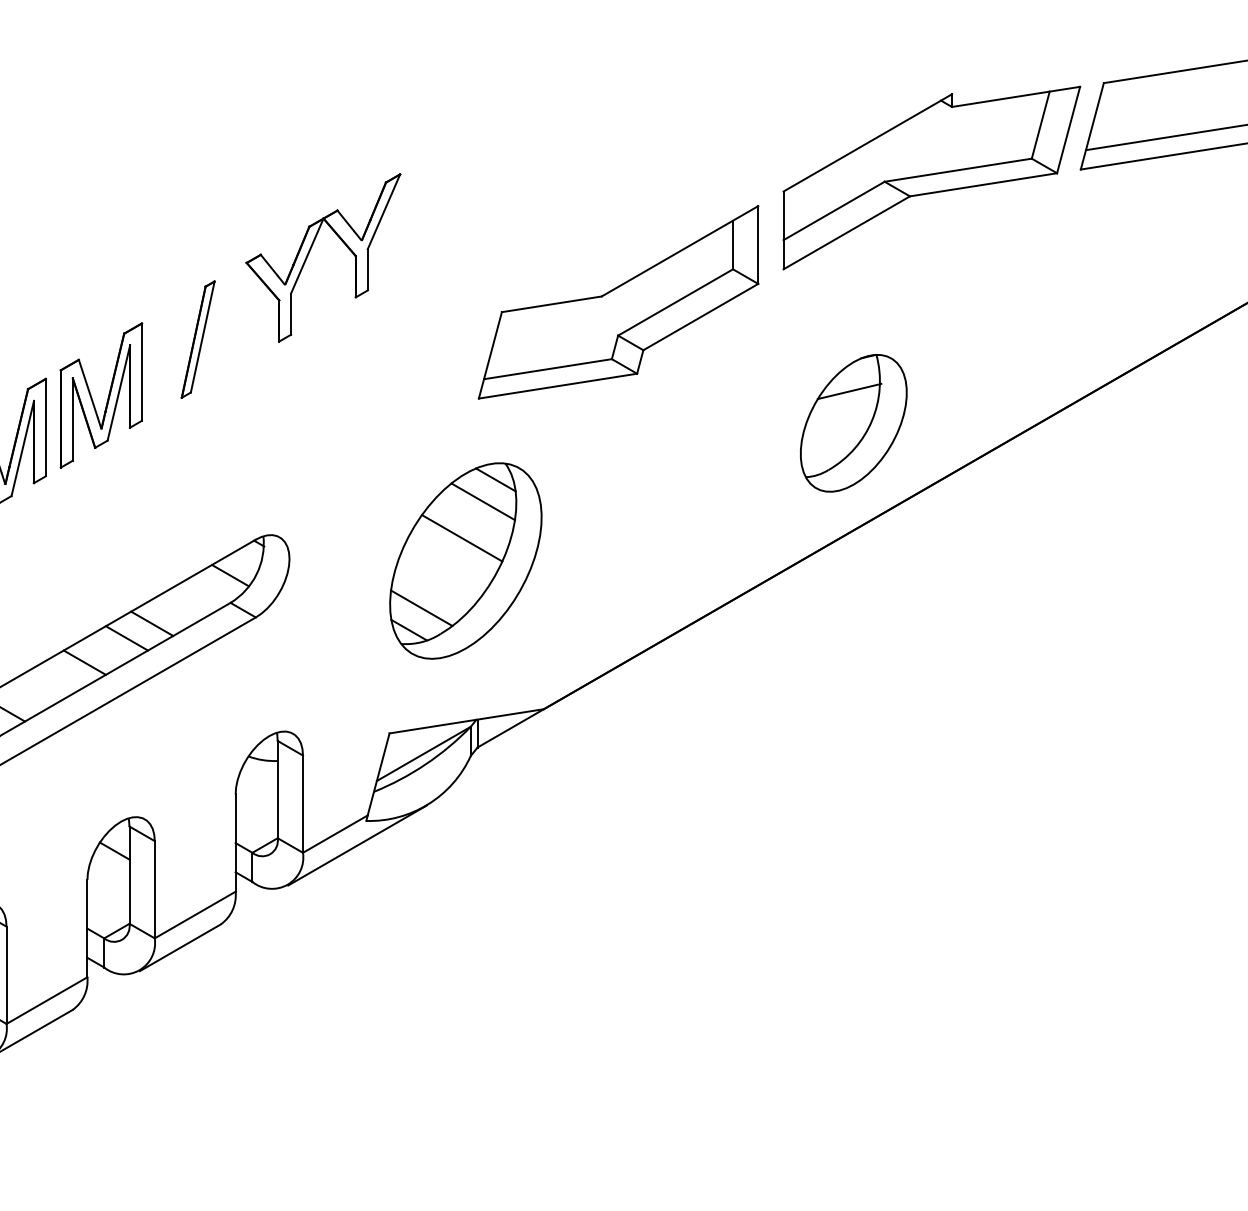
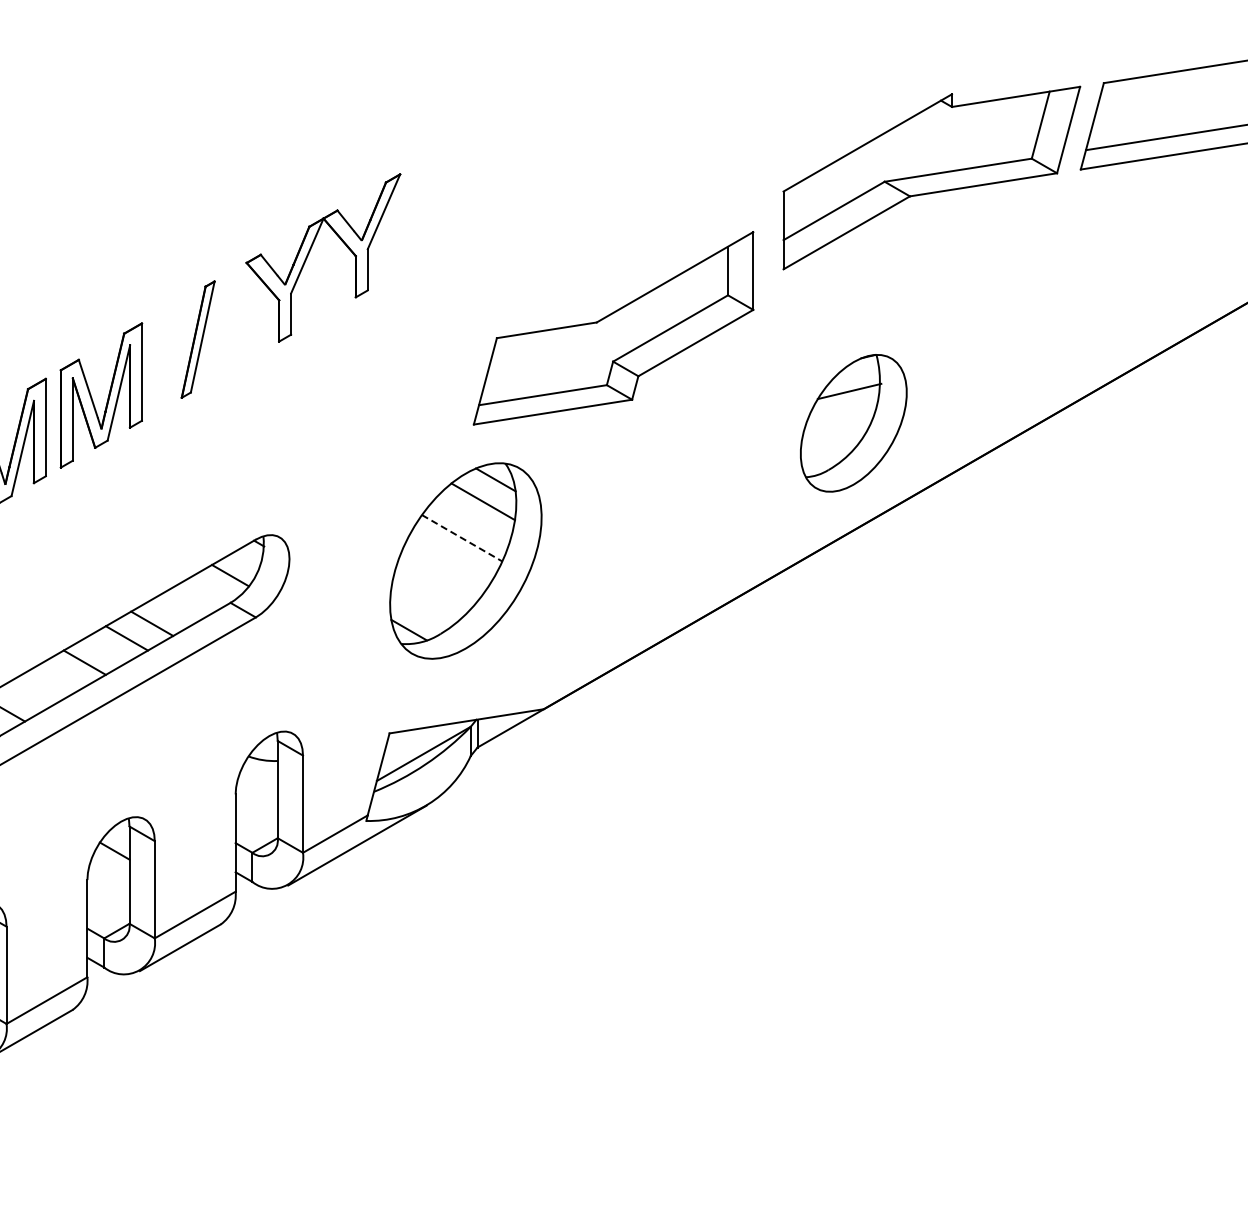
part position: (618, 302) -> (613, 328) (613, 328)
line: solid -> dashed (462, 538)
line: present -> none (421, 608)
